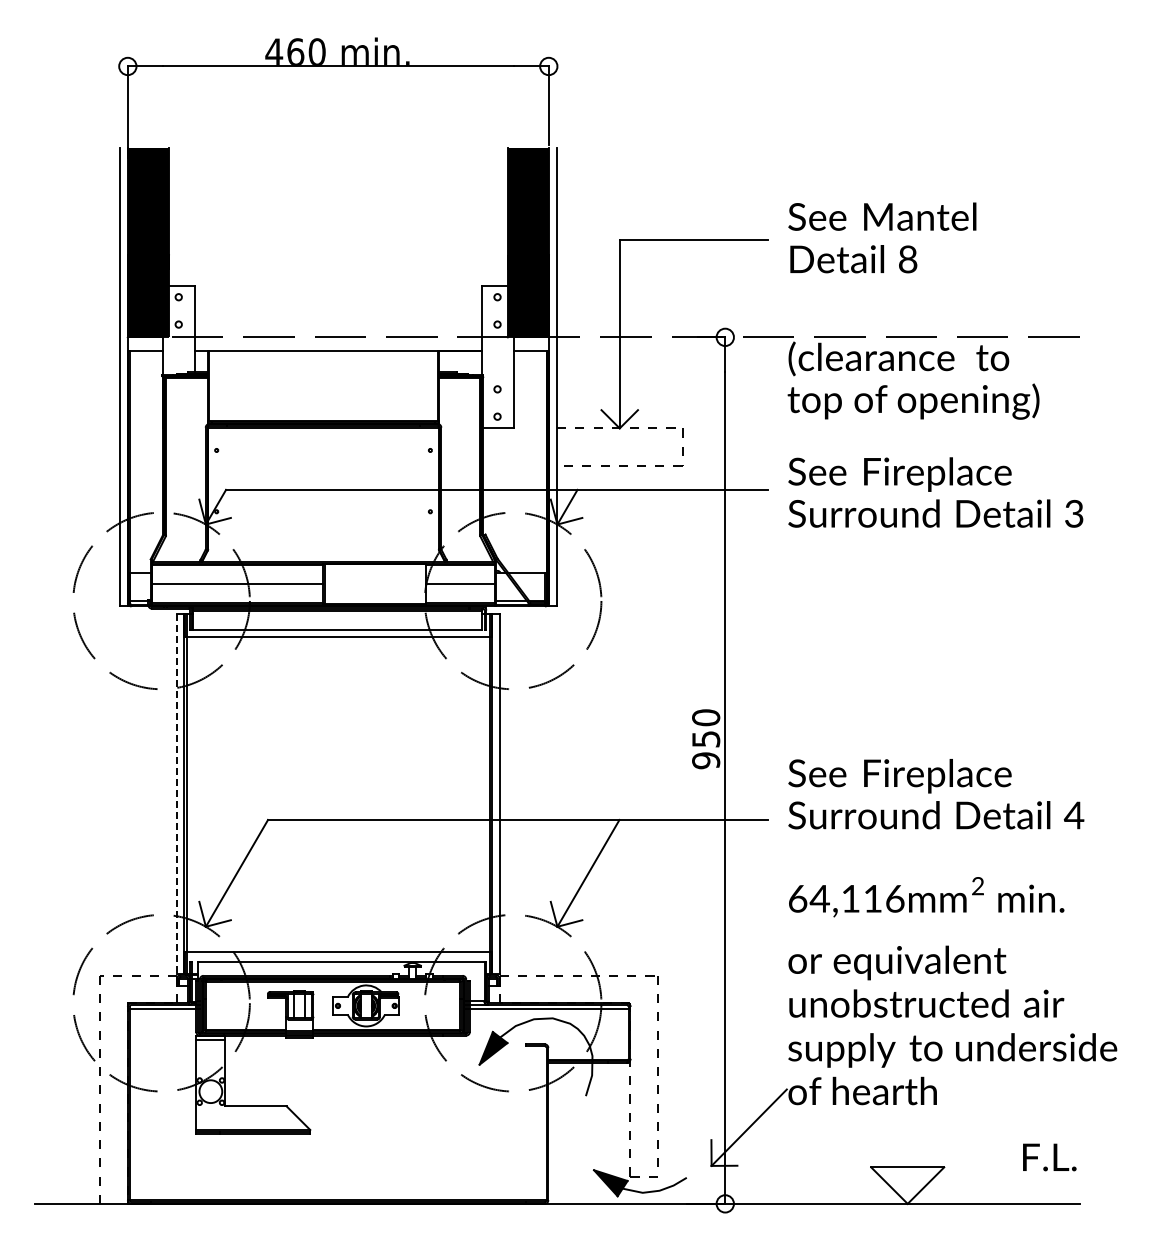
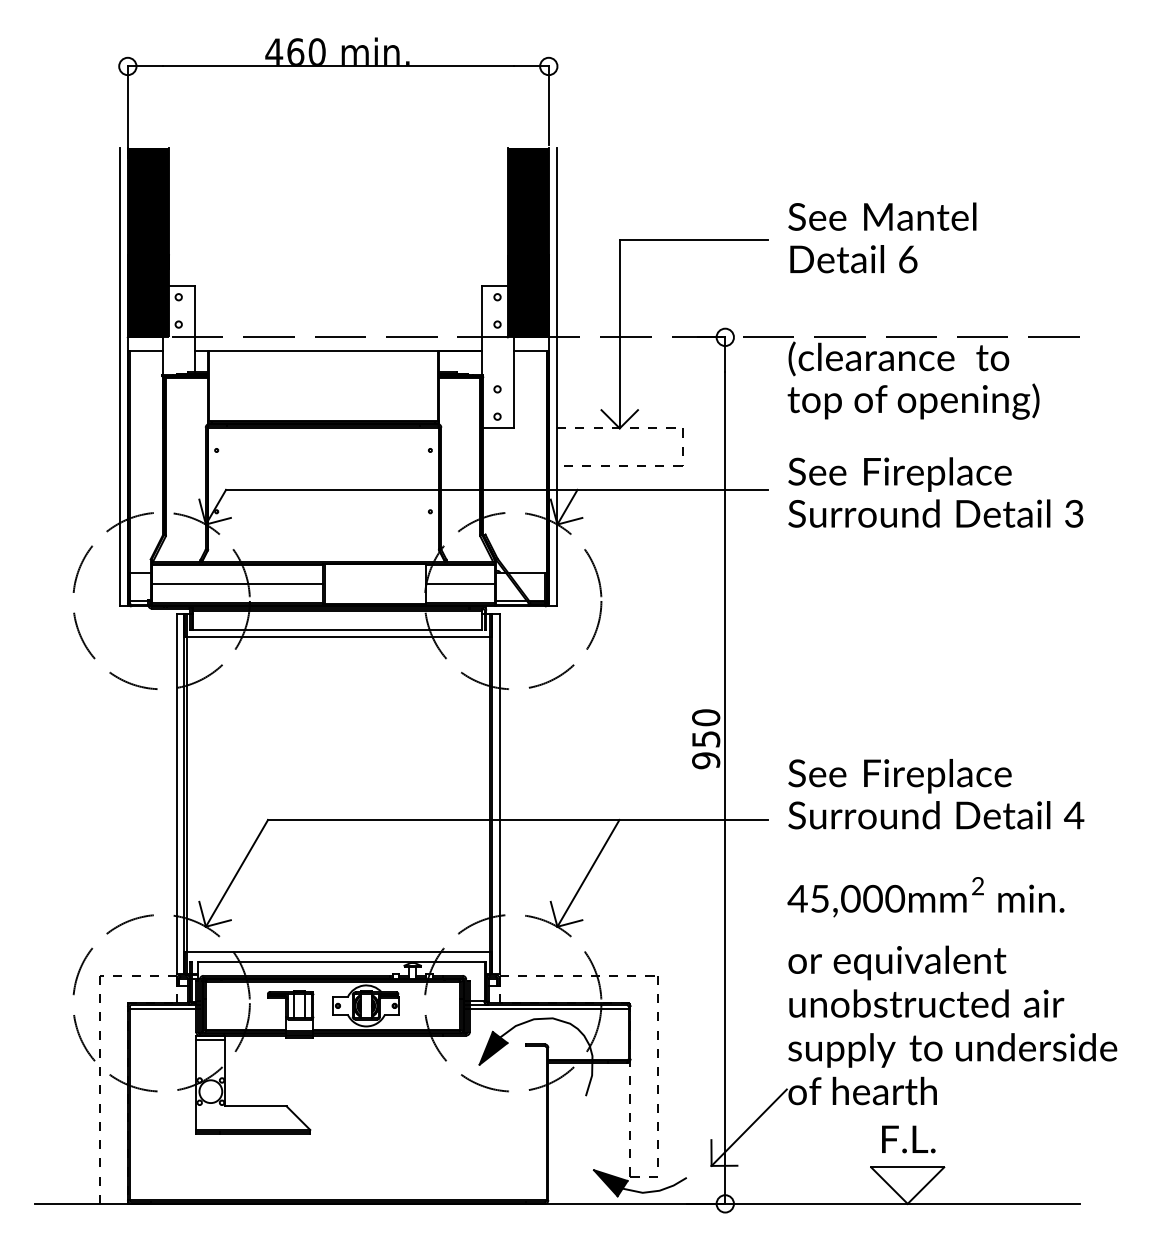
text: 8 -> 6 (908, 258)
line: dashed -> solid (177, 794)
text: 64,116mm -> 45,000mm (846, 898)
text position: (1049, 1157) -> (908, 1139) (908, 1139)
